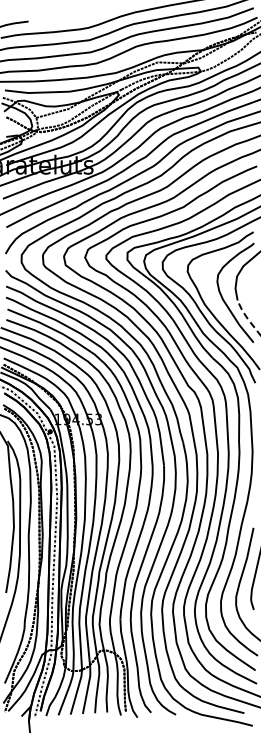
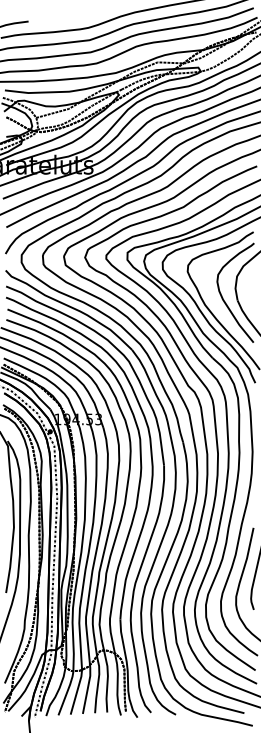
line: dashed -> solid (247, 318)
